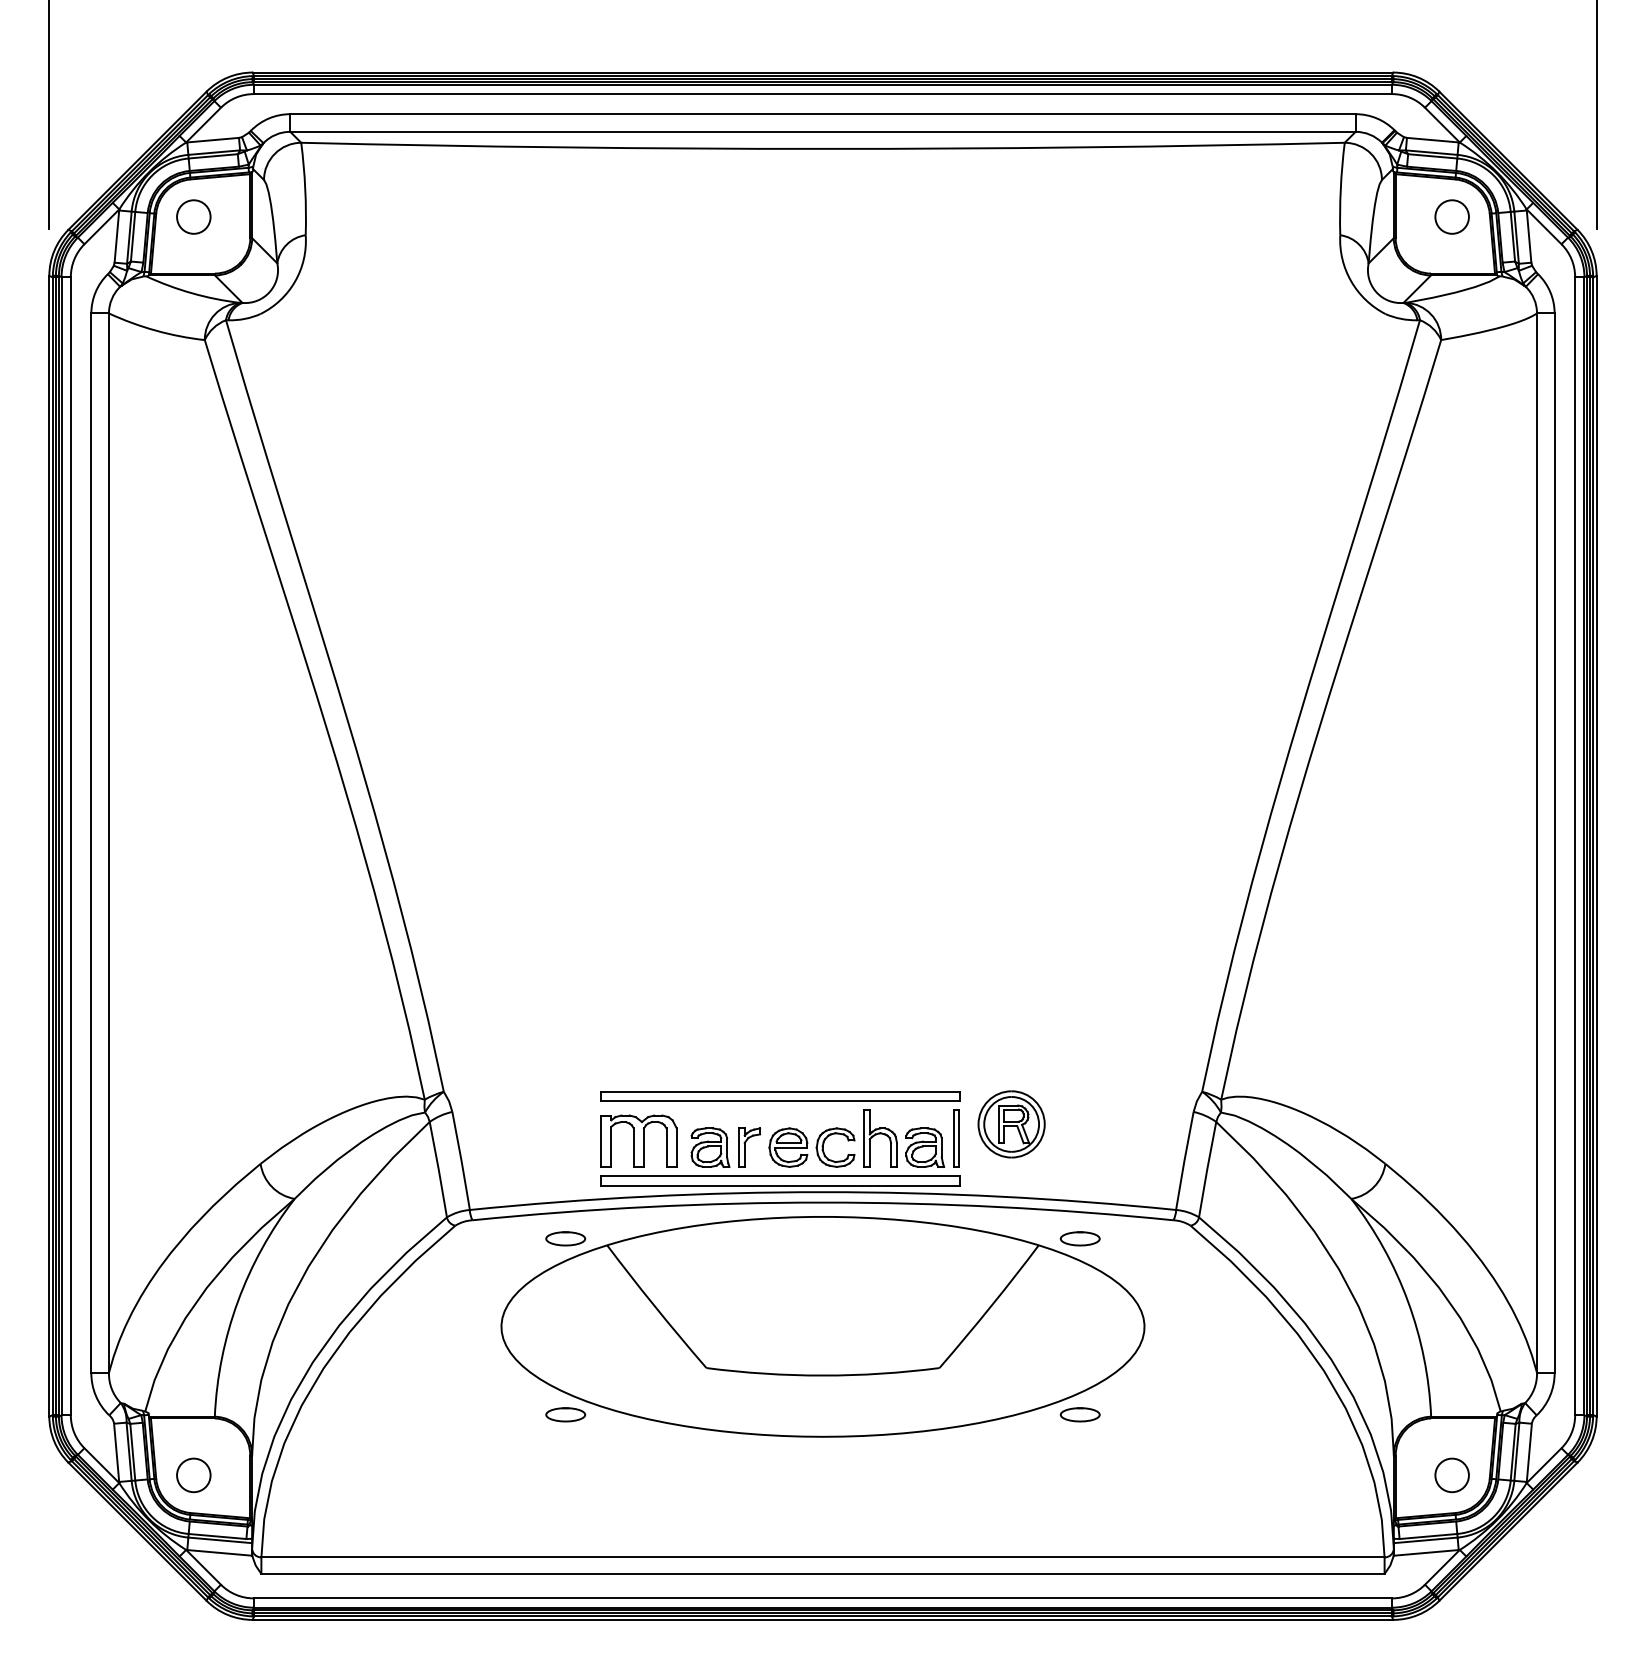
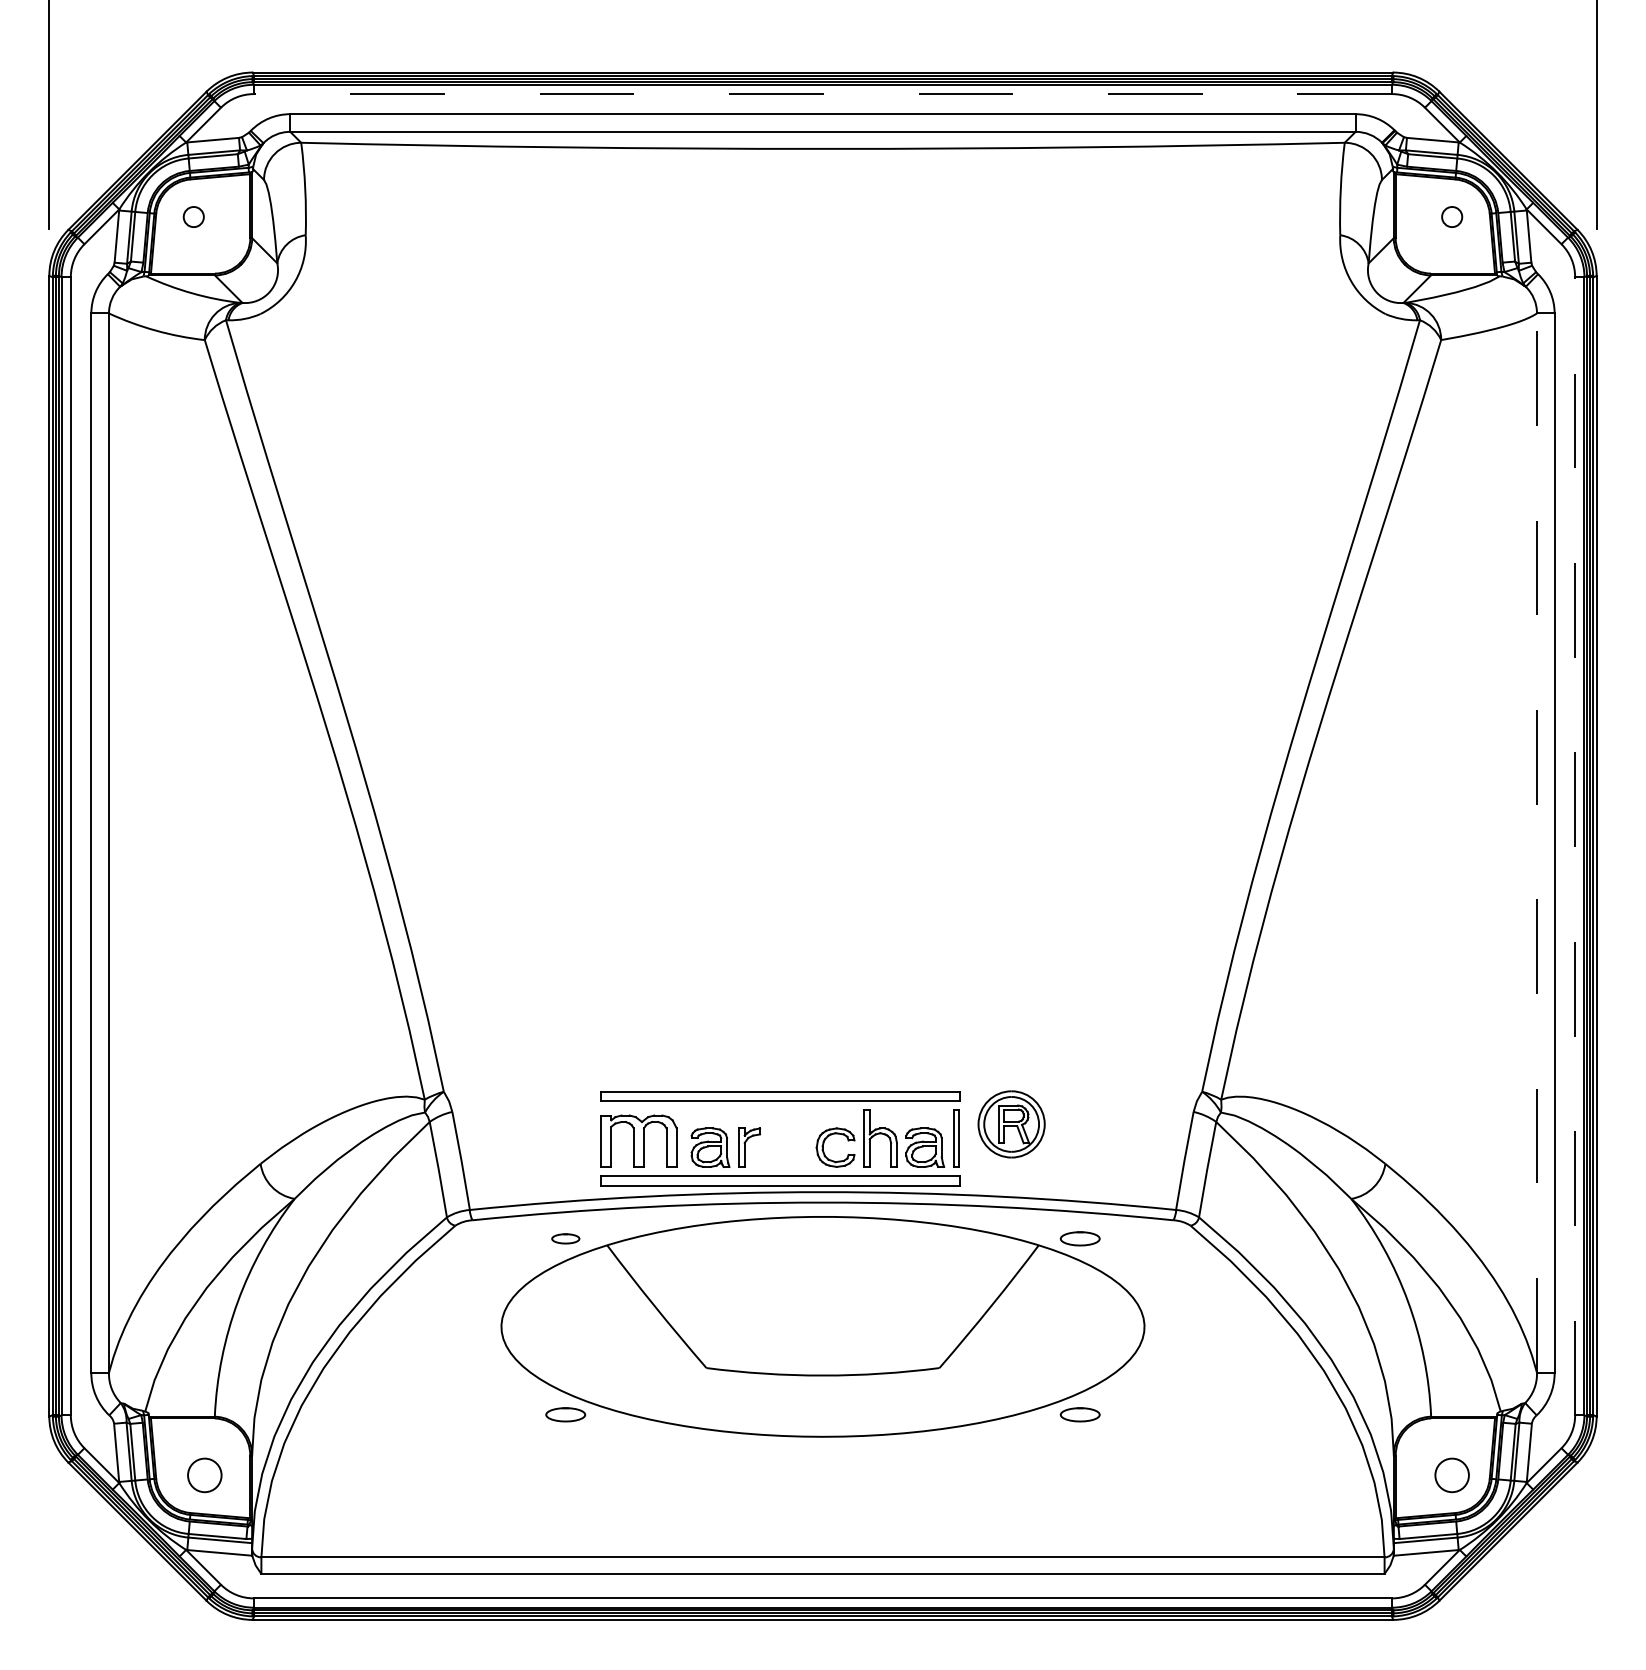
line: solid -> dashed (822, 94)
circle diameter: 34 px -> 20 px (193, 217)
circle diameter: 34 px -> 20 px (1452, 217)
line: solid -> dashed (1537, 843)
line: solid -> dashed (1575, 845)
part: present -> none (788, 1147)
part size: 42x16 px -> 30x12 px (565, 1238)
circle position: (193, 1475) -> (204, 1475) (204, 1475)
